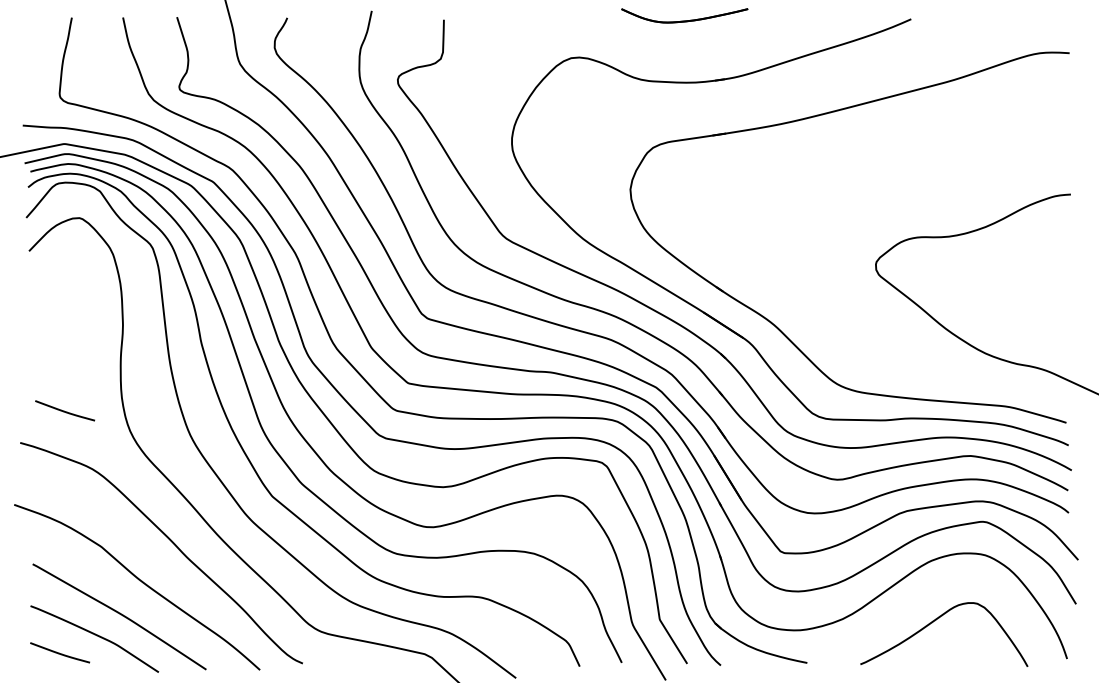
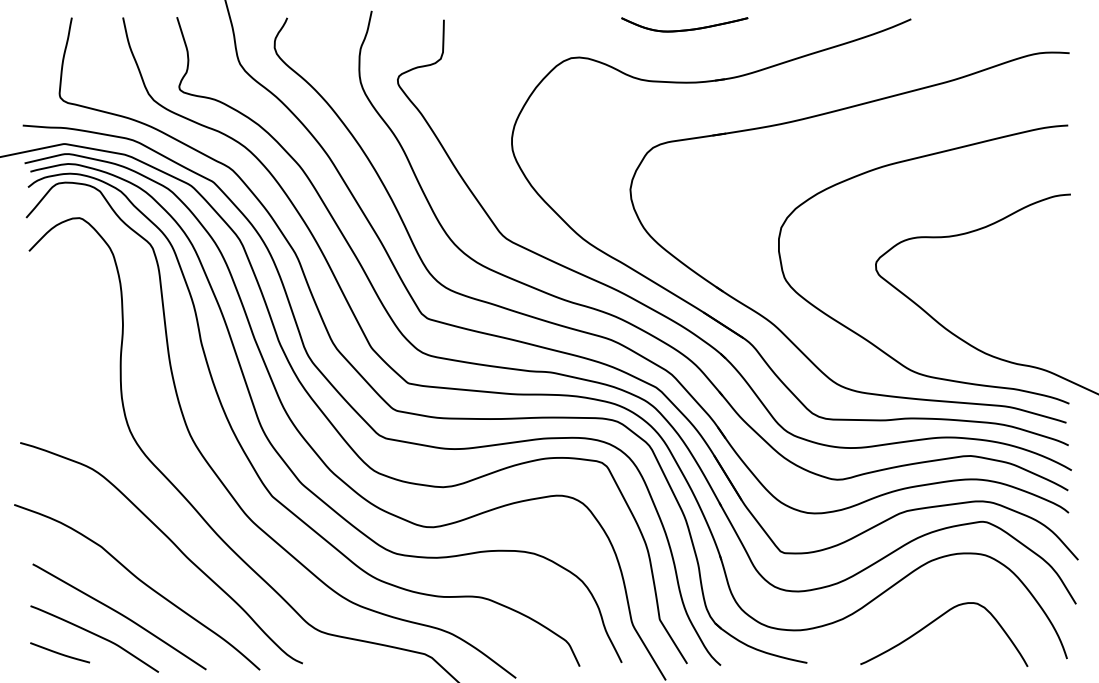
part position: (684, 15) -> (684, 24) (684, 24)
curve: none -> present (869, 340)
line: present -> none (64, 410)
